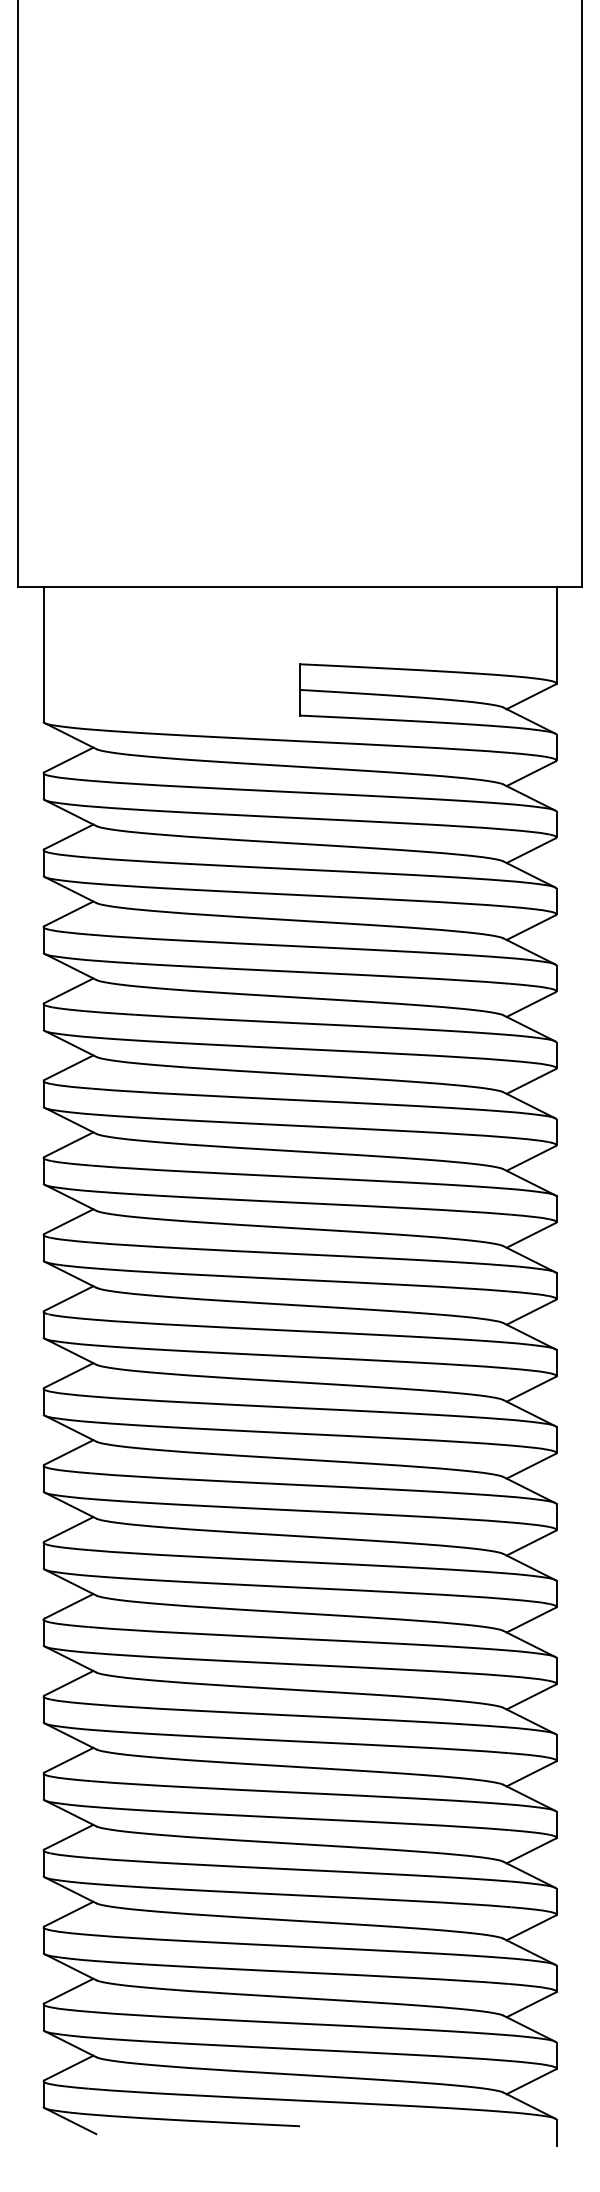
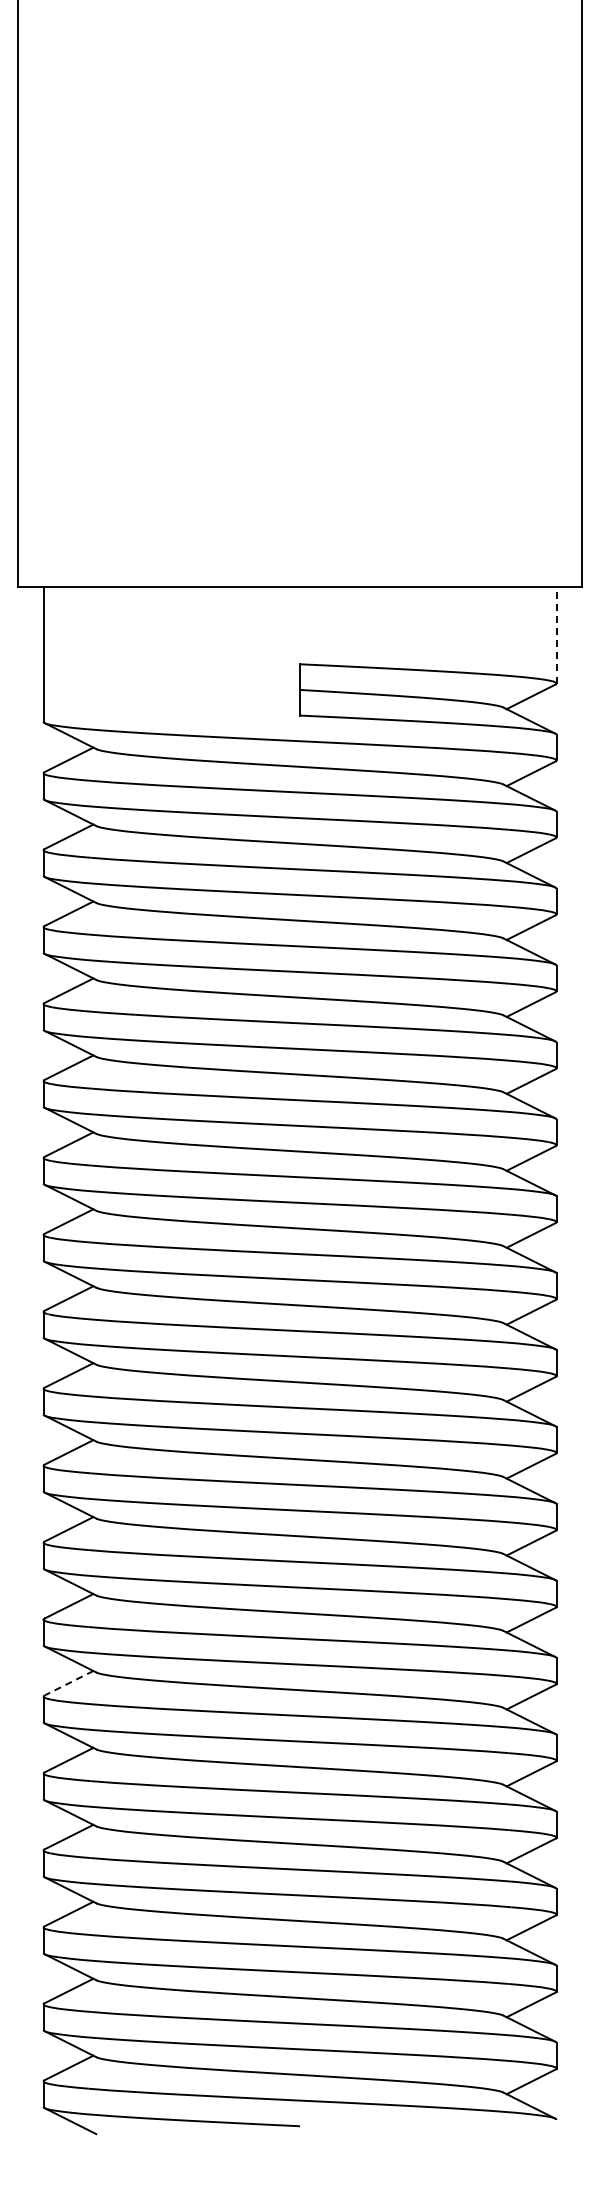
line: solid -> dashed (556, 634)
line: solid -> dashed (68, 1683)
line: present -> none (556, 2132)
